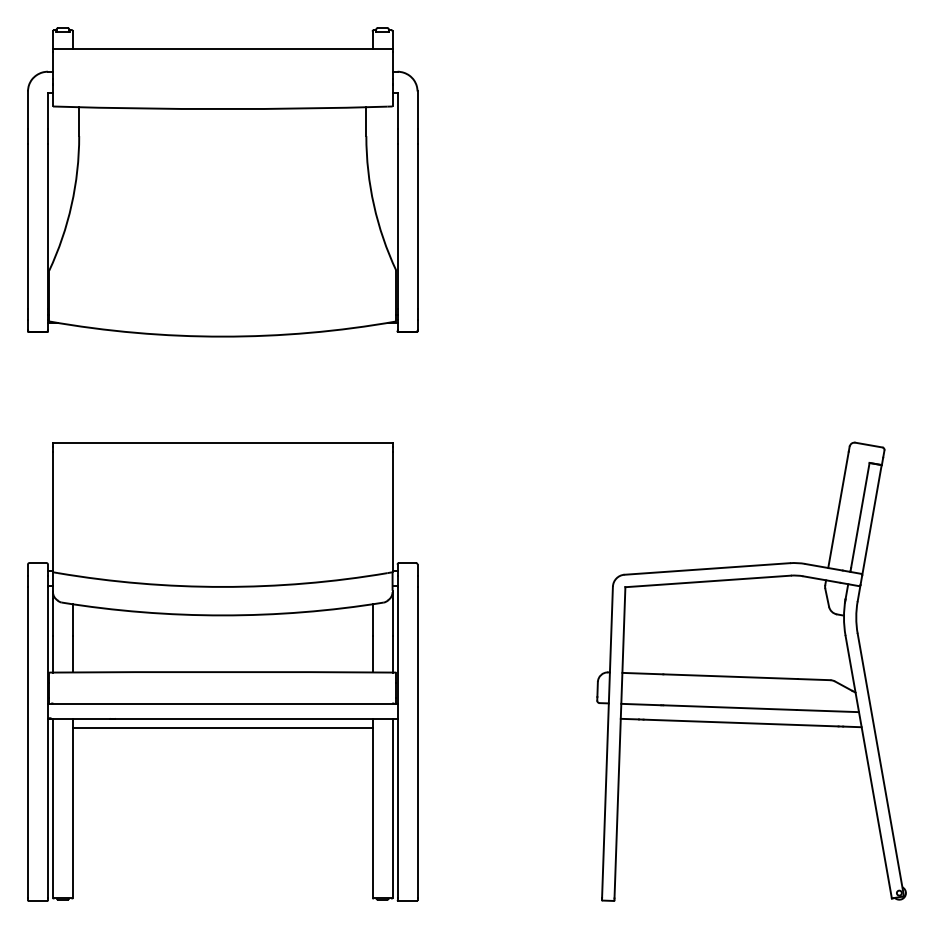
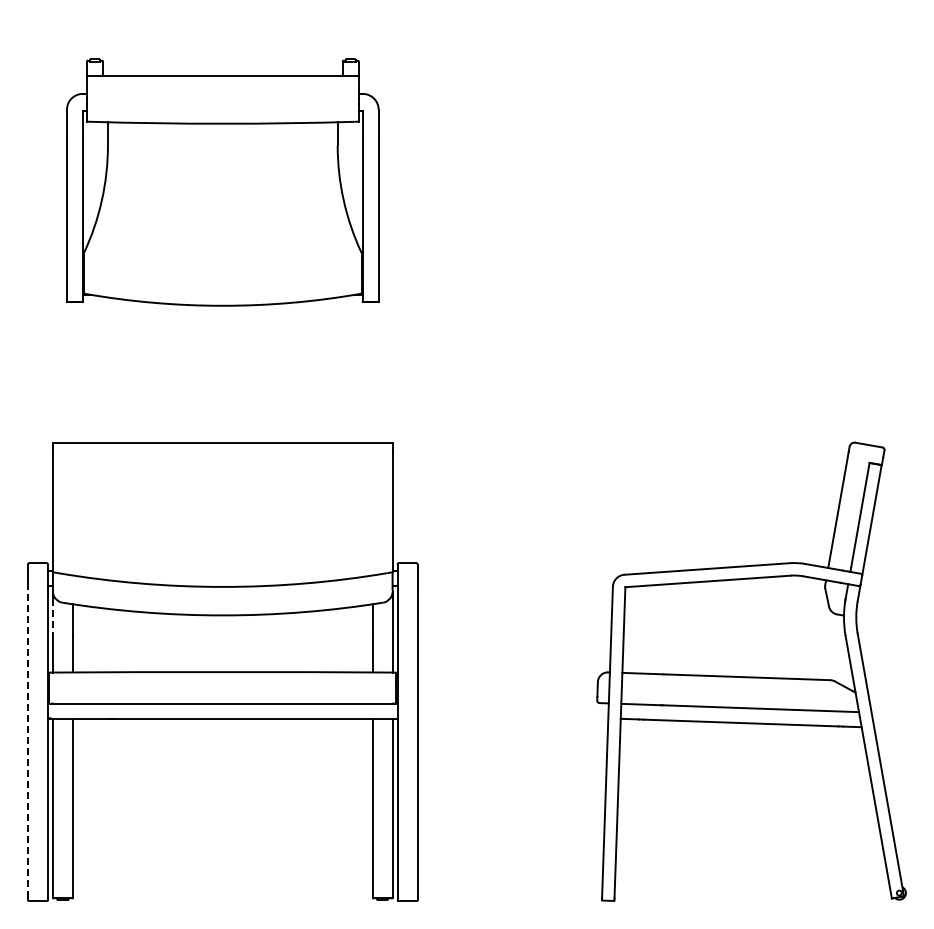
part size: 392x311 px -> 314x249 px (222, 182)
line: solid -> dashed (52, 618)
line: present -> none (222, 728)
line: solid -> dashed (28, 742)
